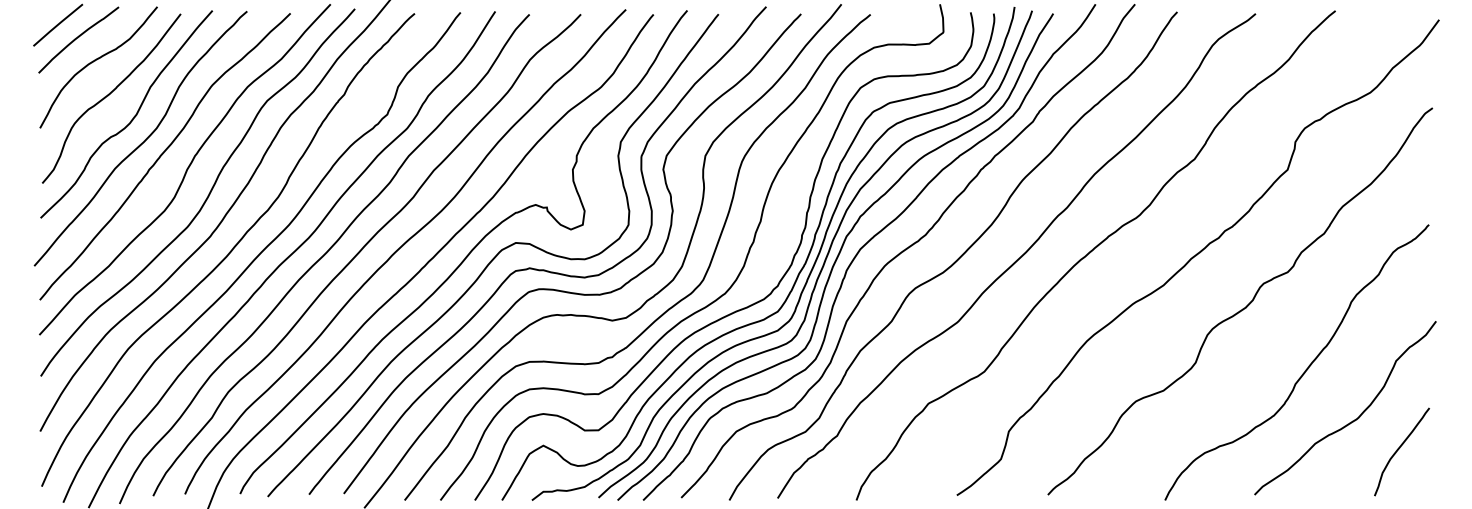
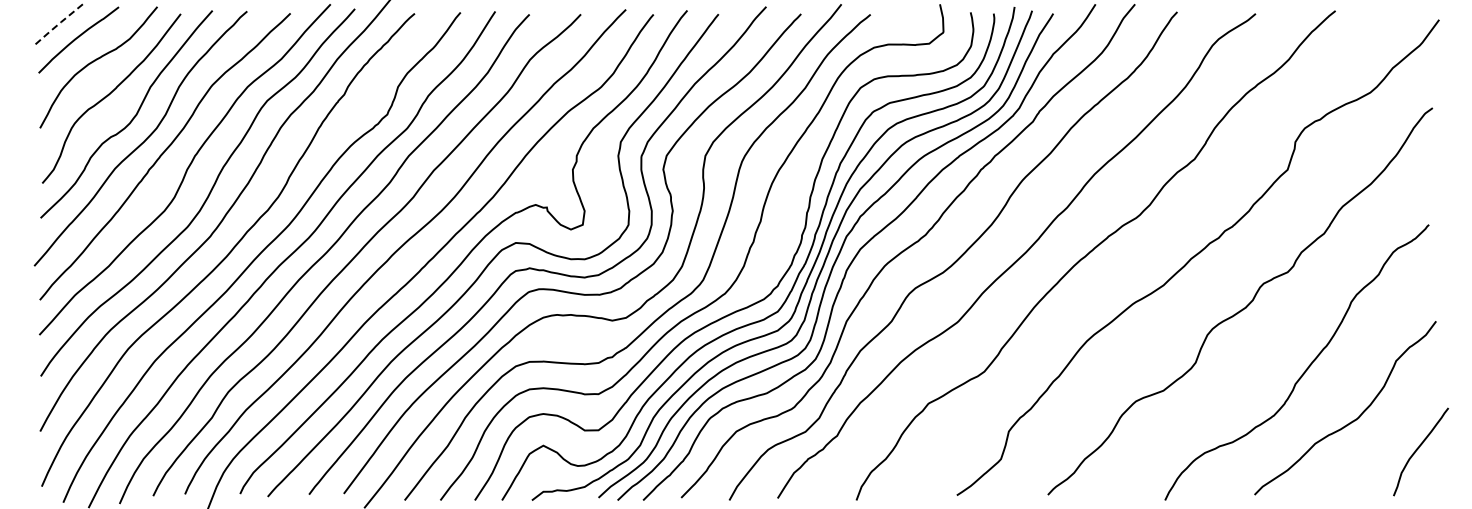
line: solid -> dashed (58, 24)
curve position: (1399, 449) -> (1418, 449) (1418, 449)
